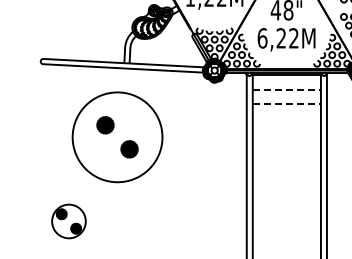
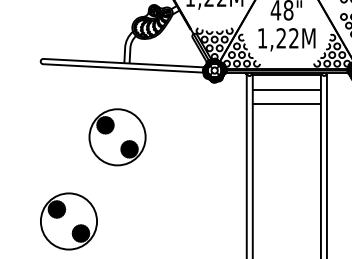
text: 6,22M -> 1,22M (262, 38)
line: dashed -> solid (287, 90)
line: dashed -> solid (287, 103)
circle diameter: 90 px -> 56 px (117, 137)
part size: 36x37 px -> 58x59 px (68, 221)
